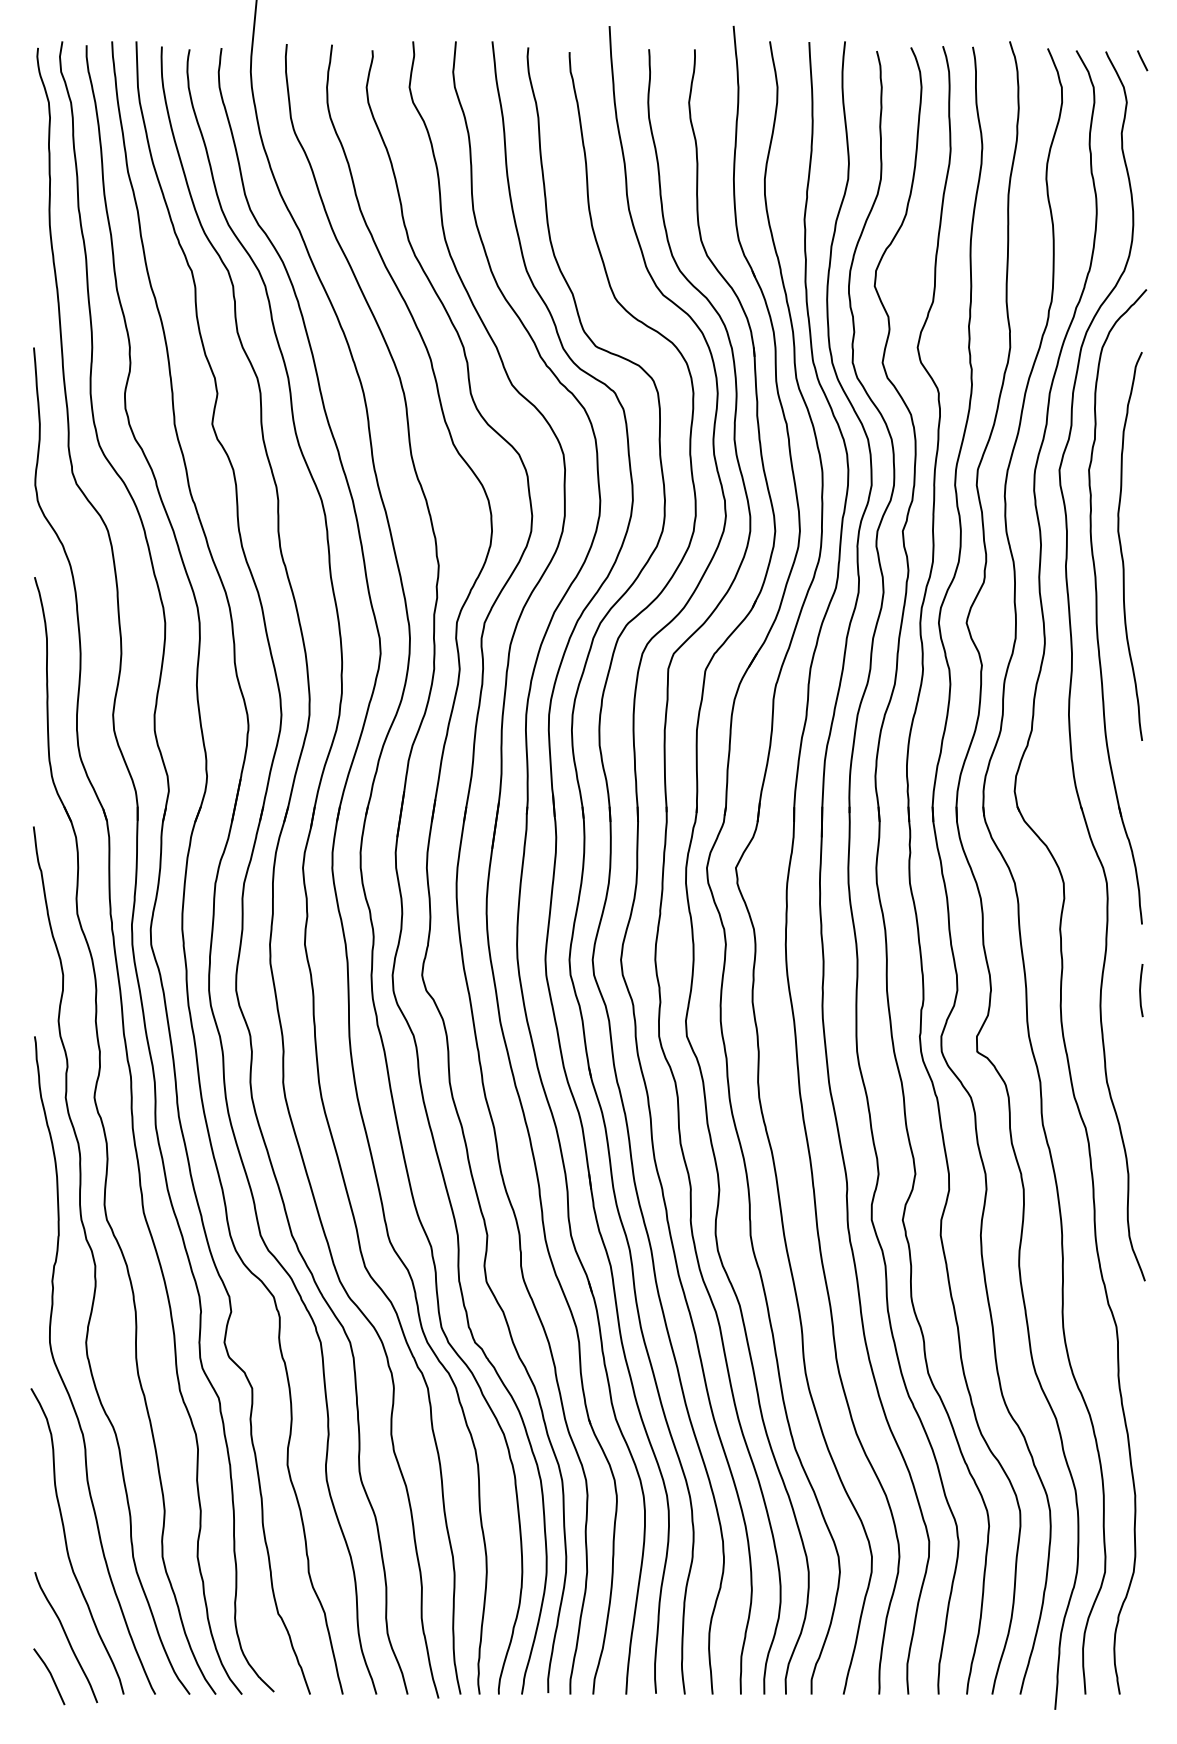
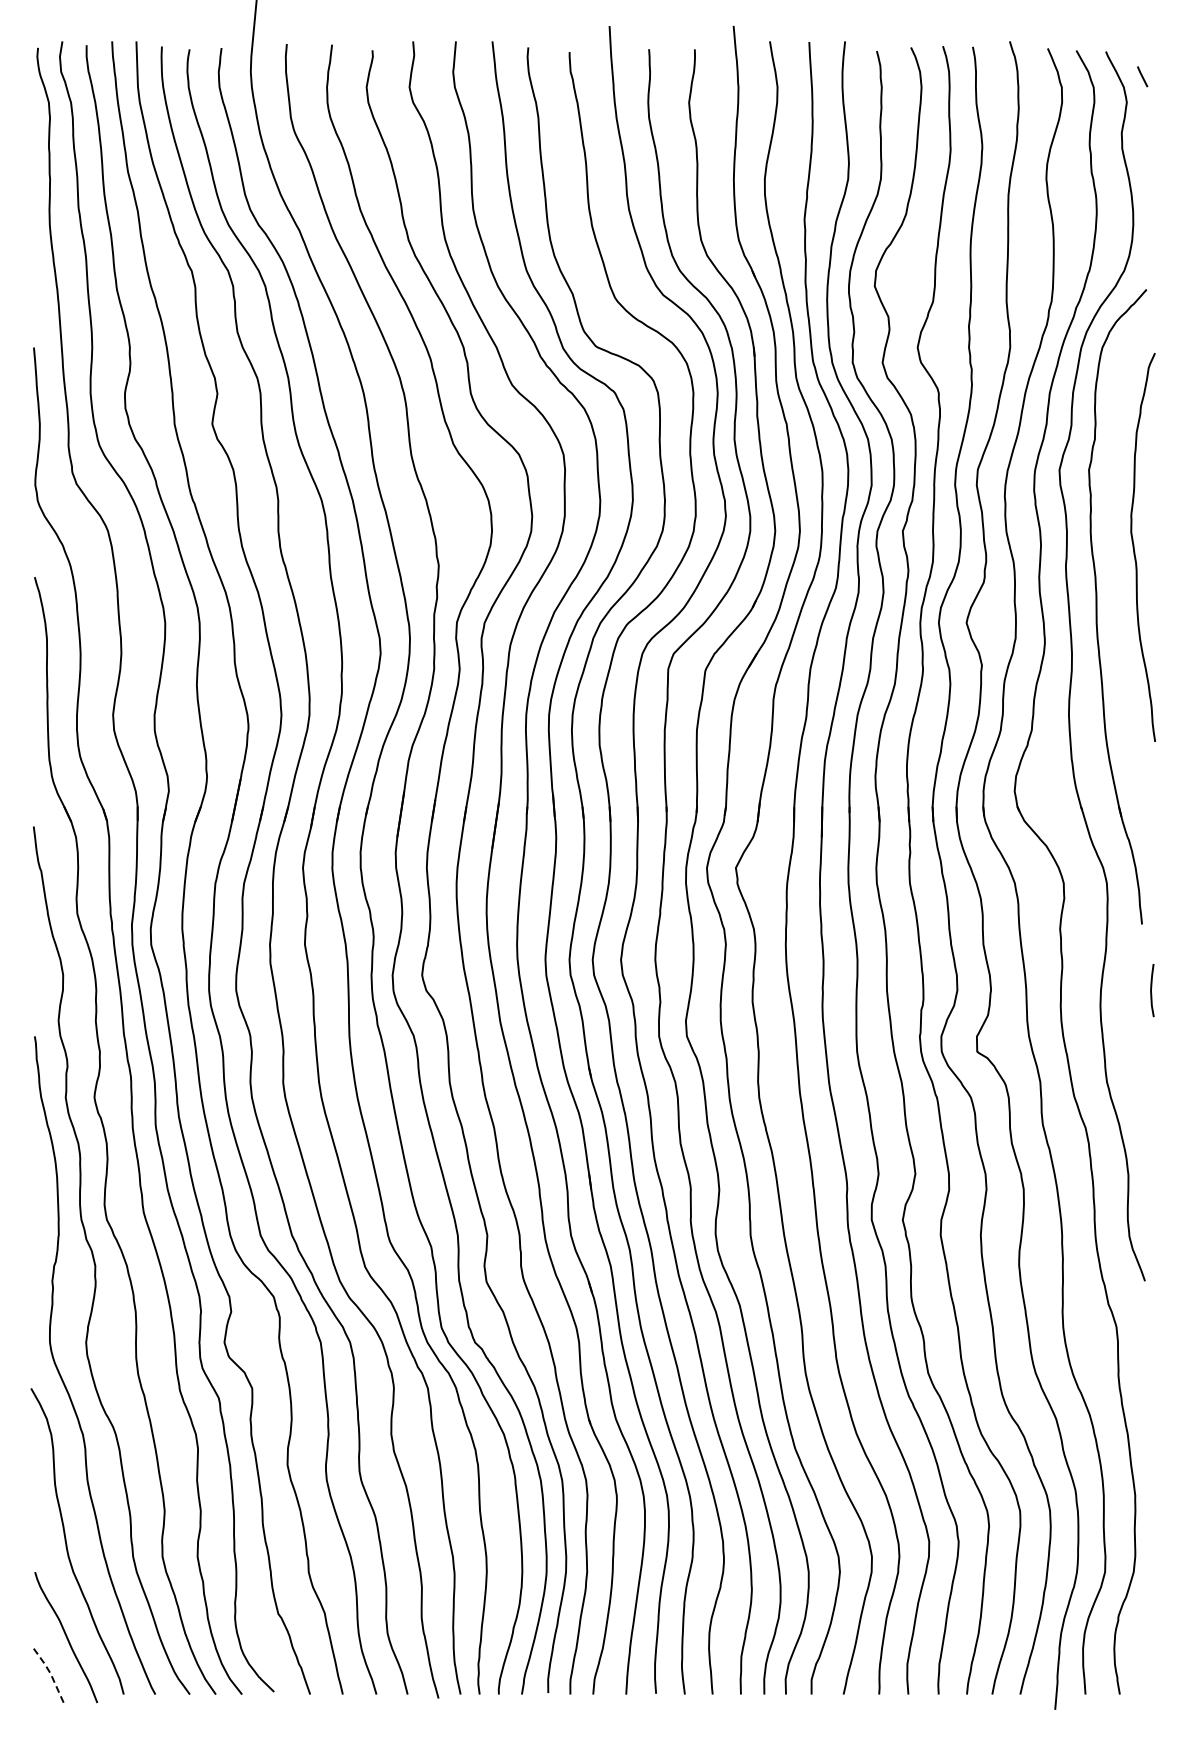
line position: (1142, 60) -> (1142, 76) (1142, 76)
curve position: (1121, 546) -> (1134, 547) (1134, 547)
curve position: (1140, 990) -> (1151, 990) (1151, 990)
line: solid -> dashed (50, 1674)
